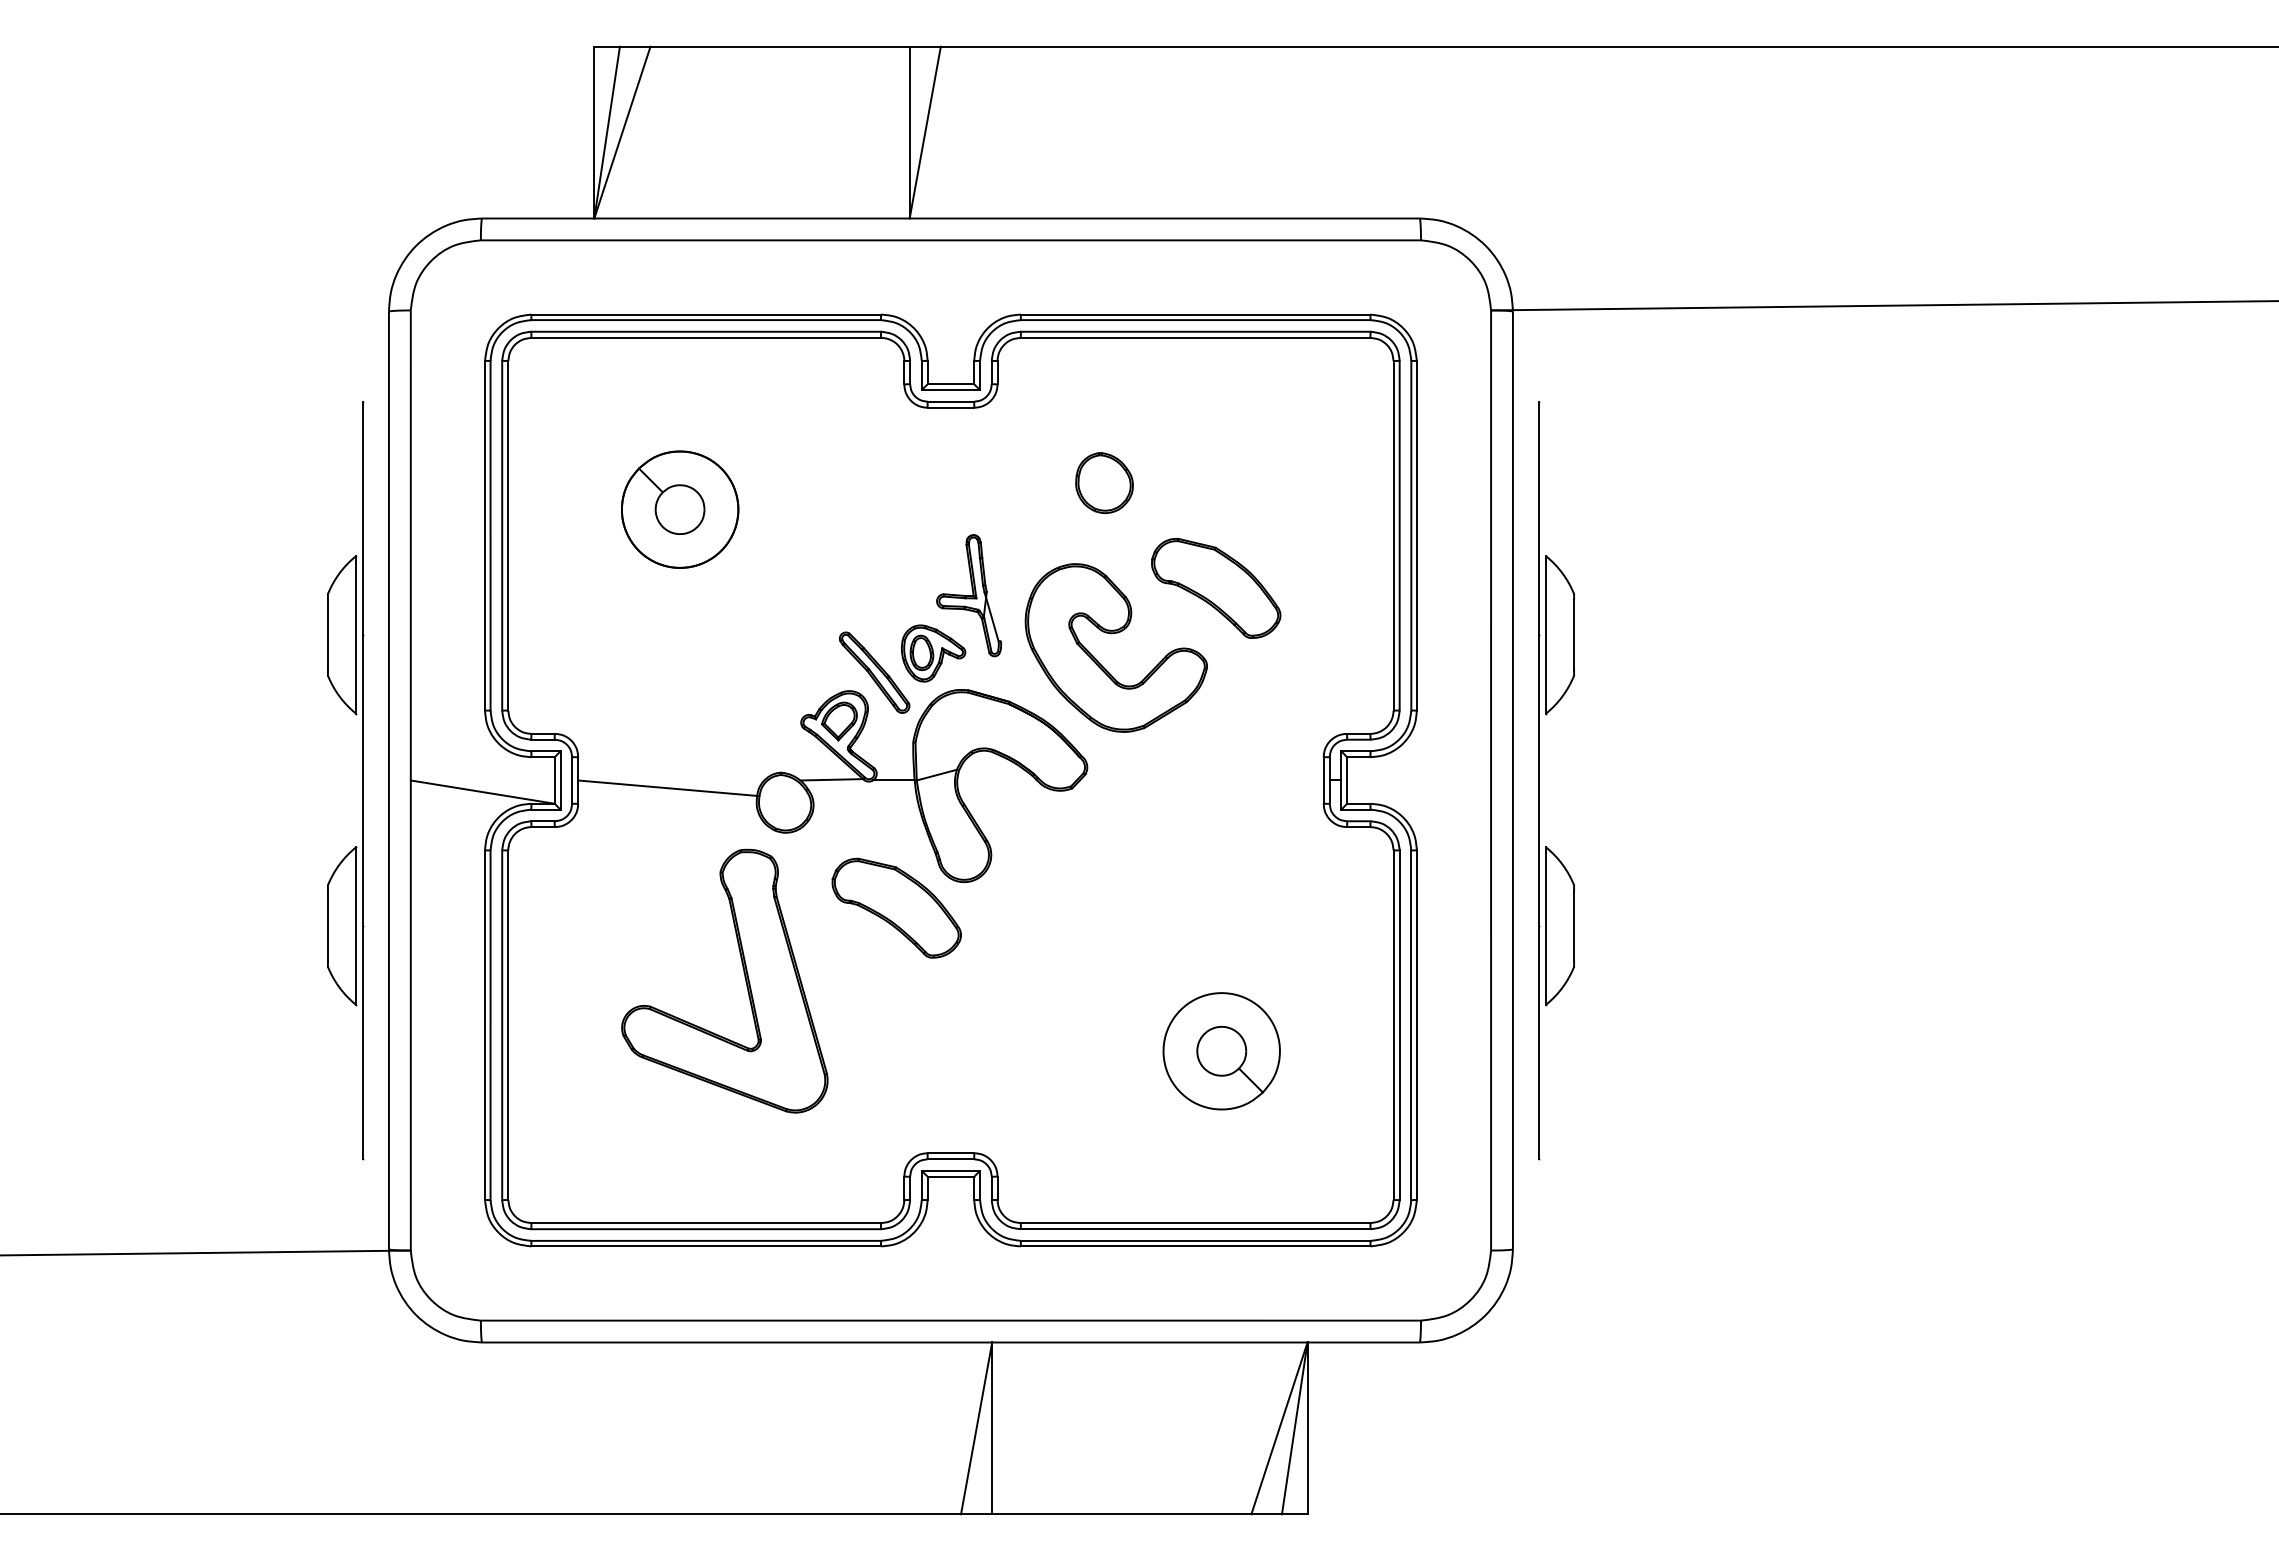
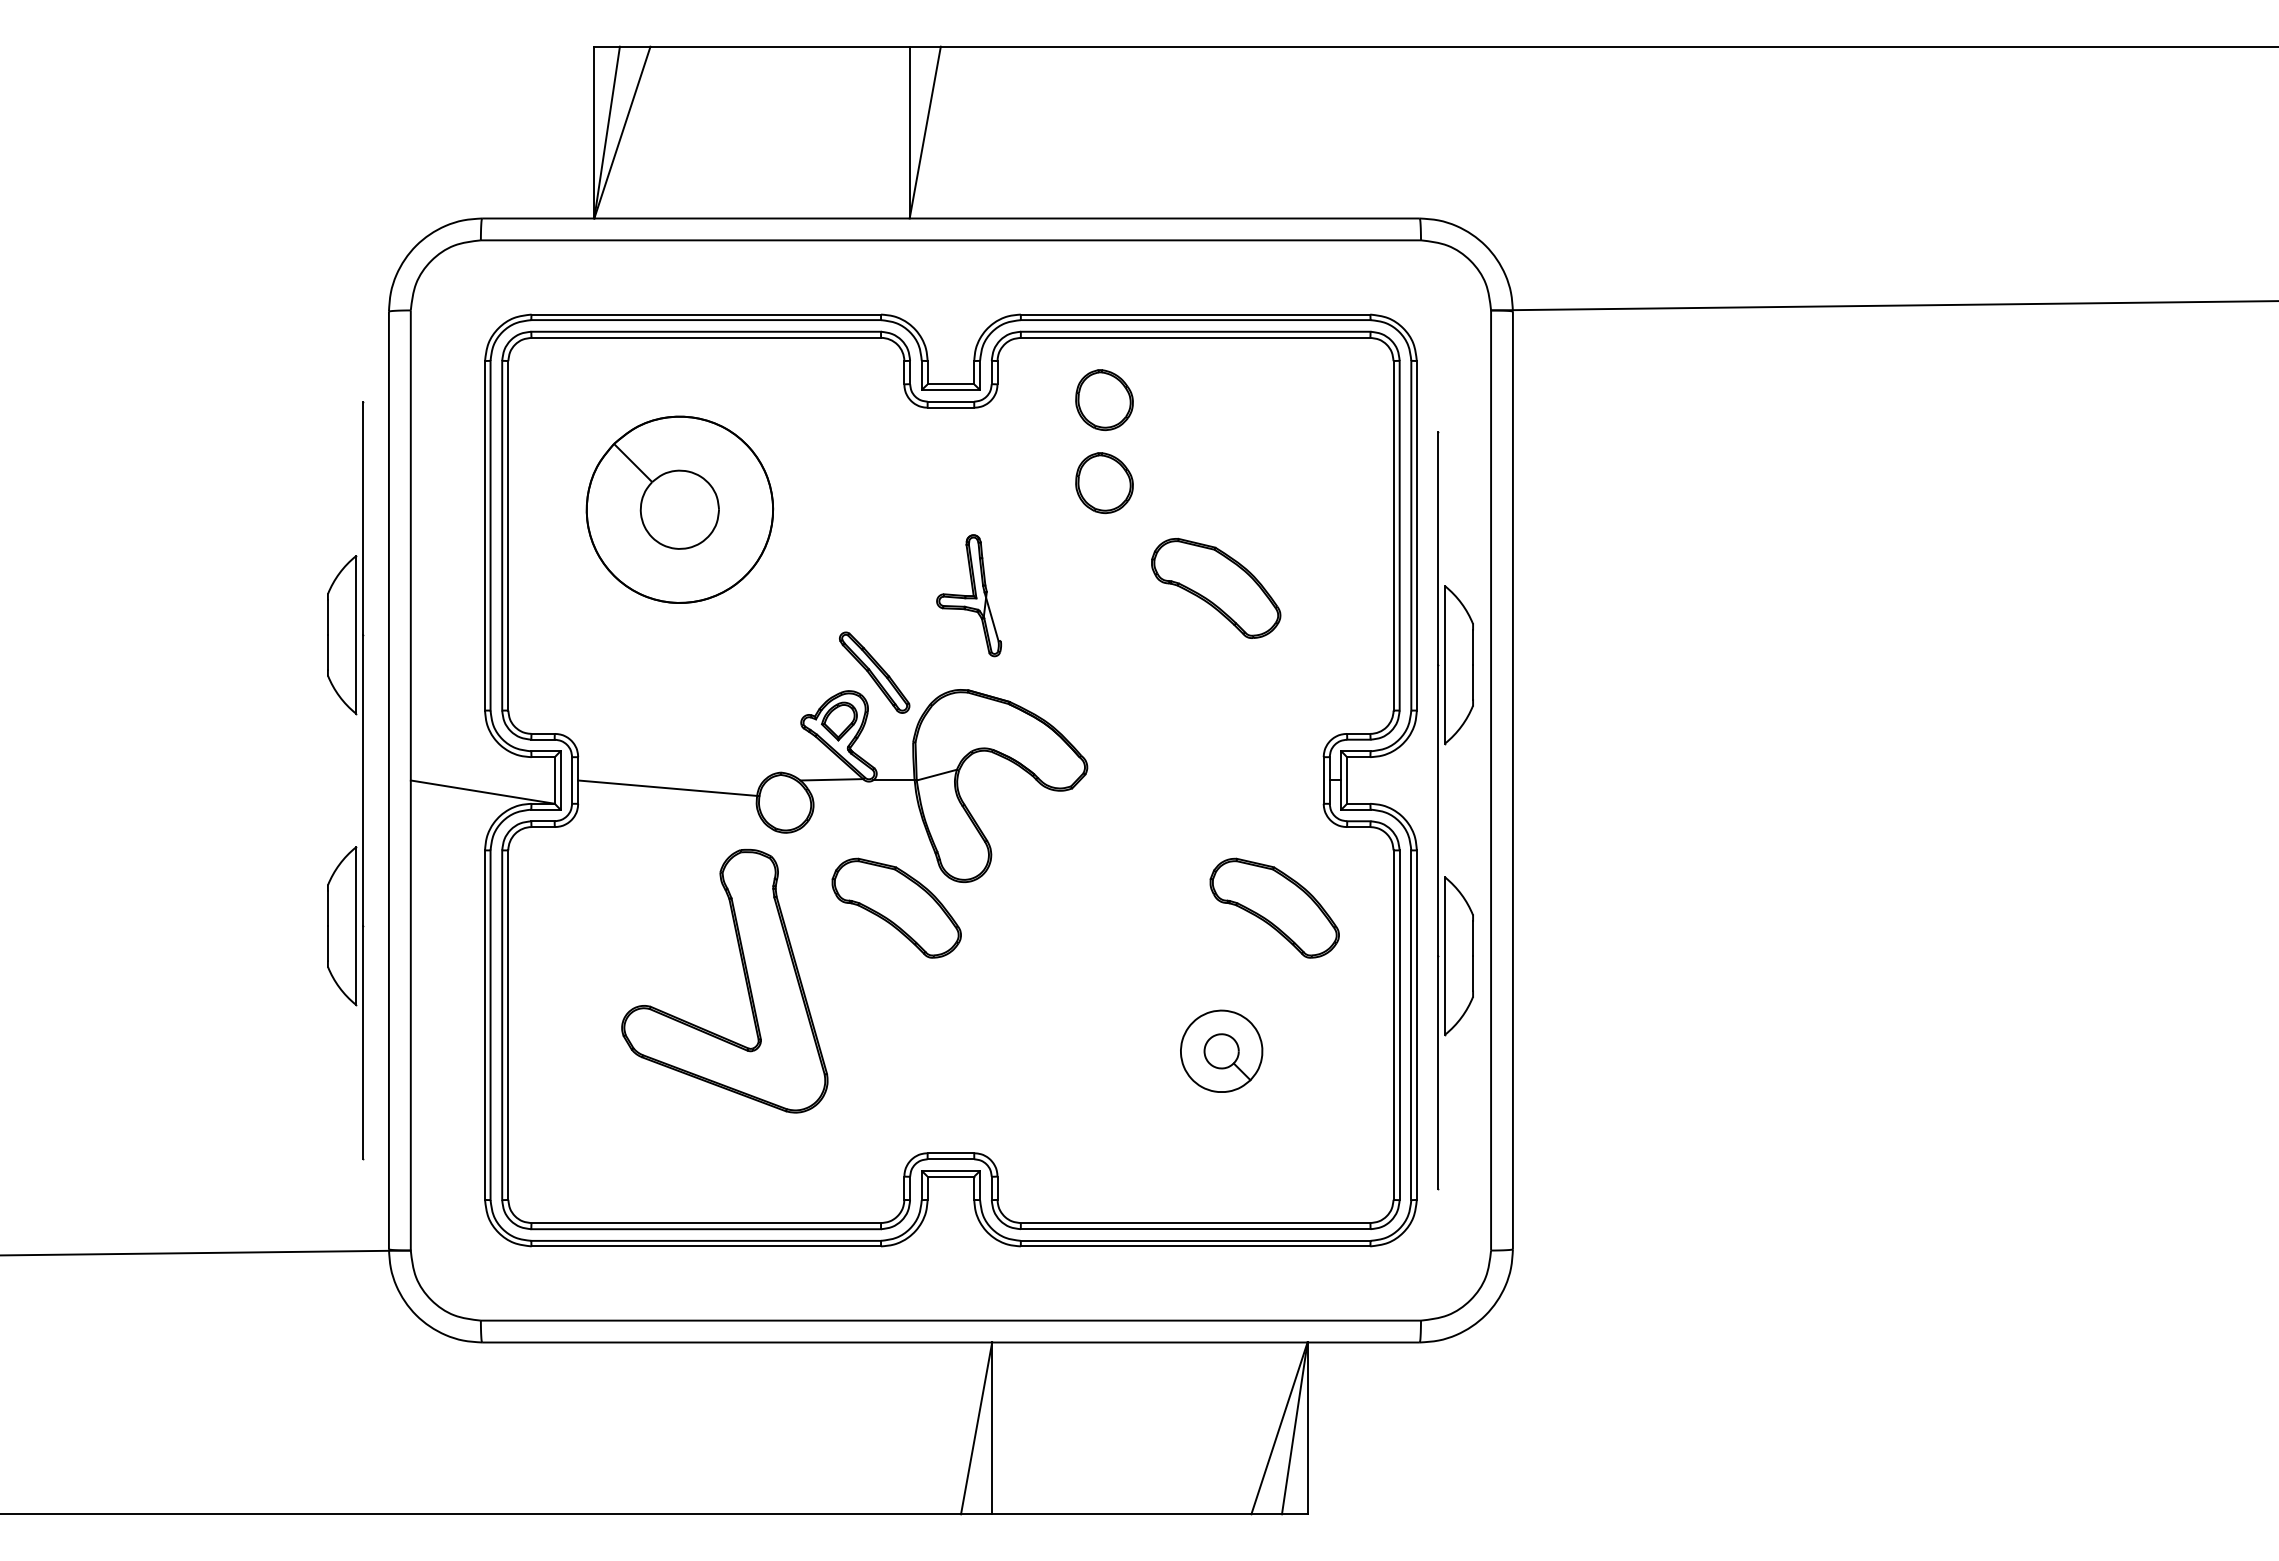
part: none -> present (1104, 400)
part size: 119x119 px -> 190x189 px (679, 509)
part: present -> none (1112, 634)
part: present -> none (933, 653)
part position: (1539, 780) -> (1438, 810) (1438, 810)
part: none -> present (1274, 907)
part size: 119x119 px -> 84x84 px (1221, 1050)
